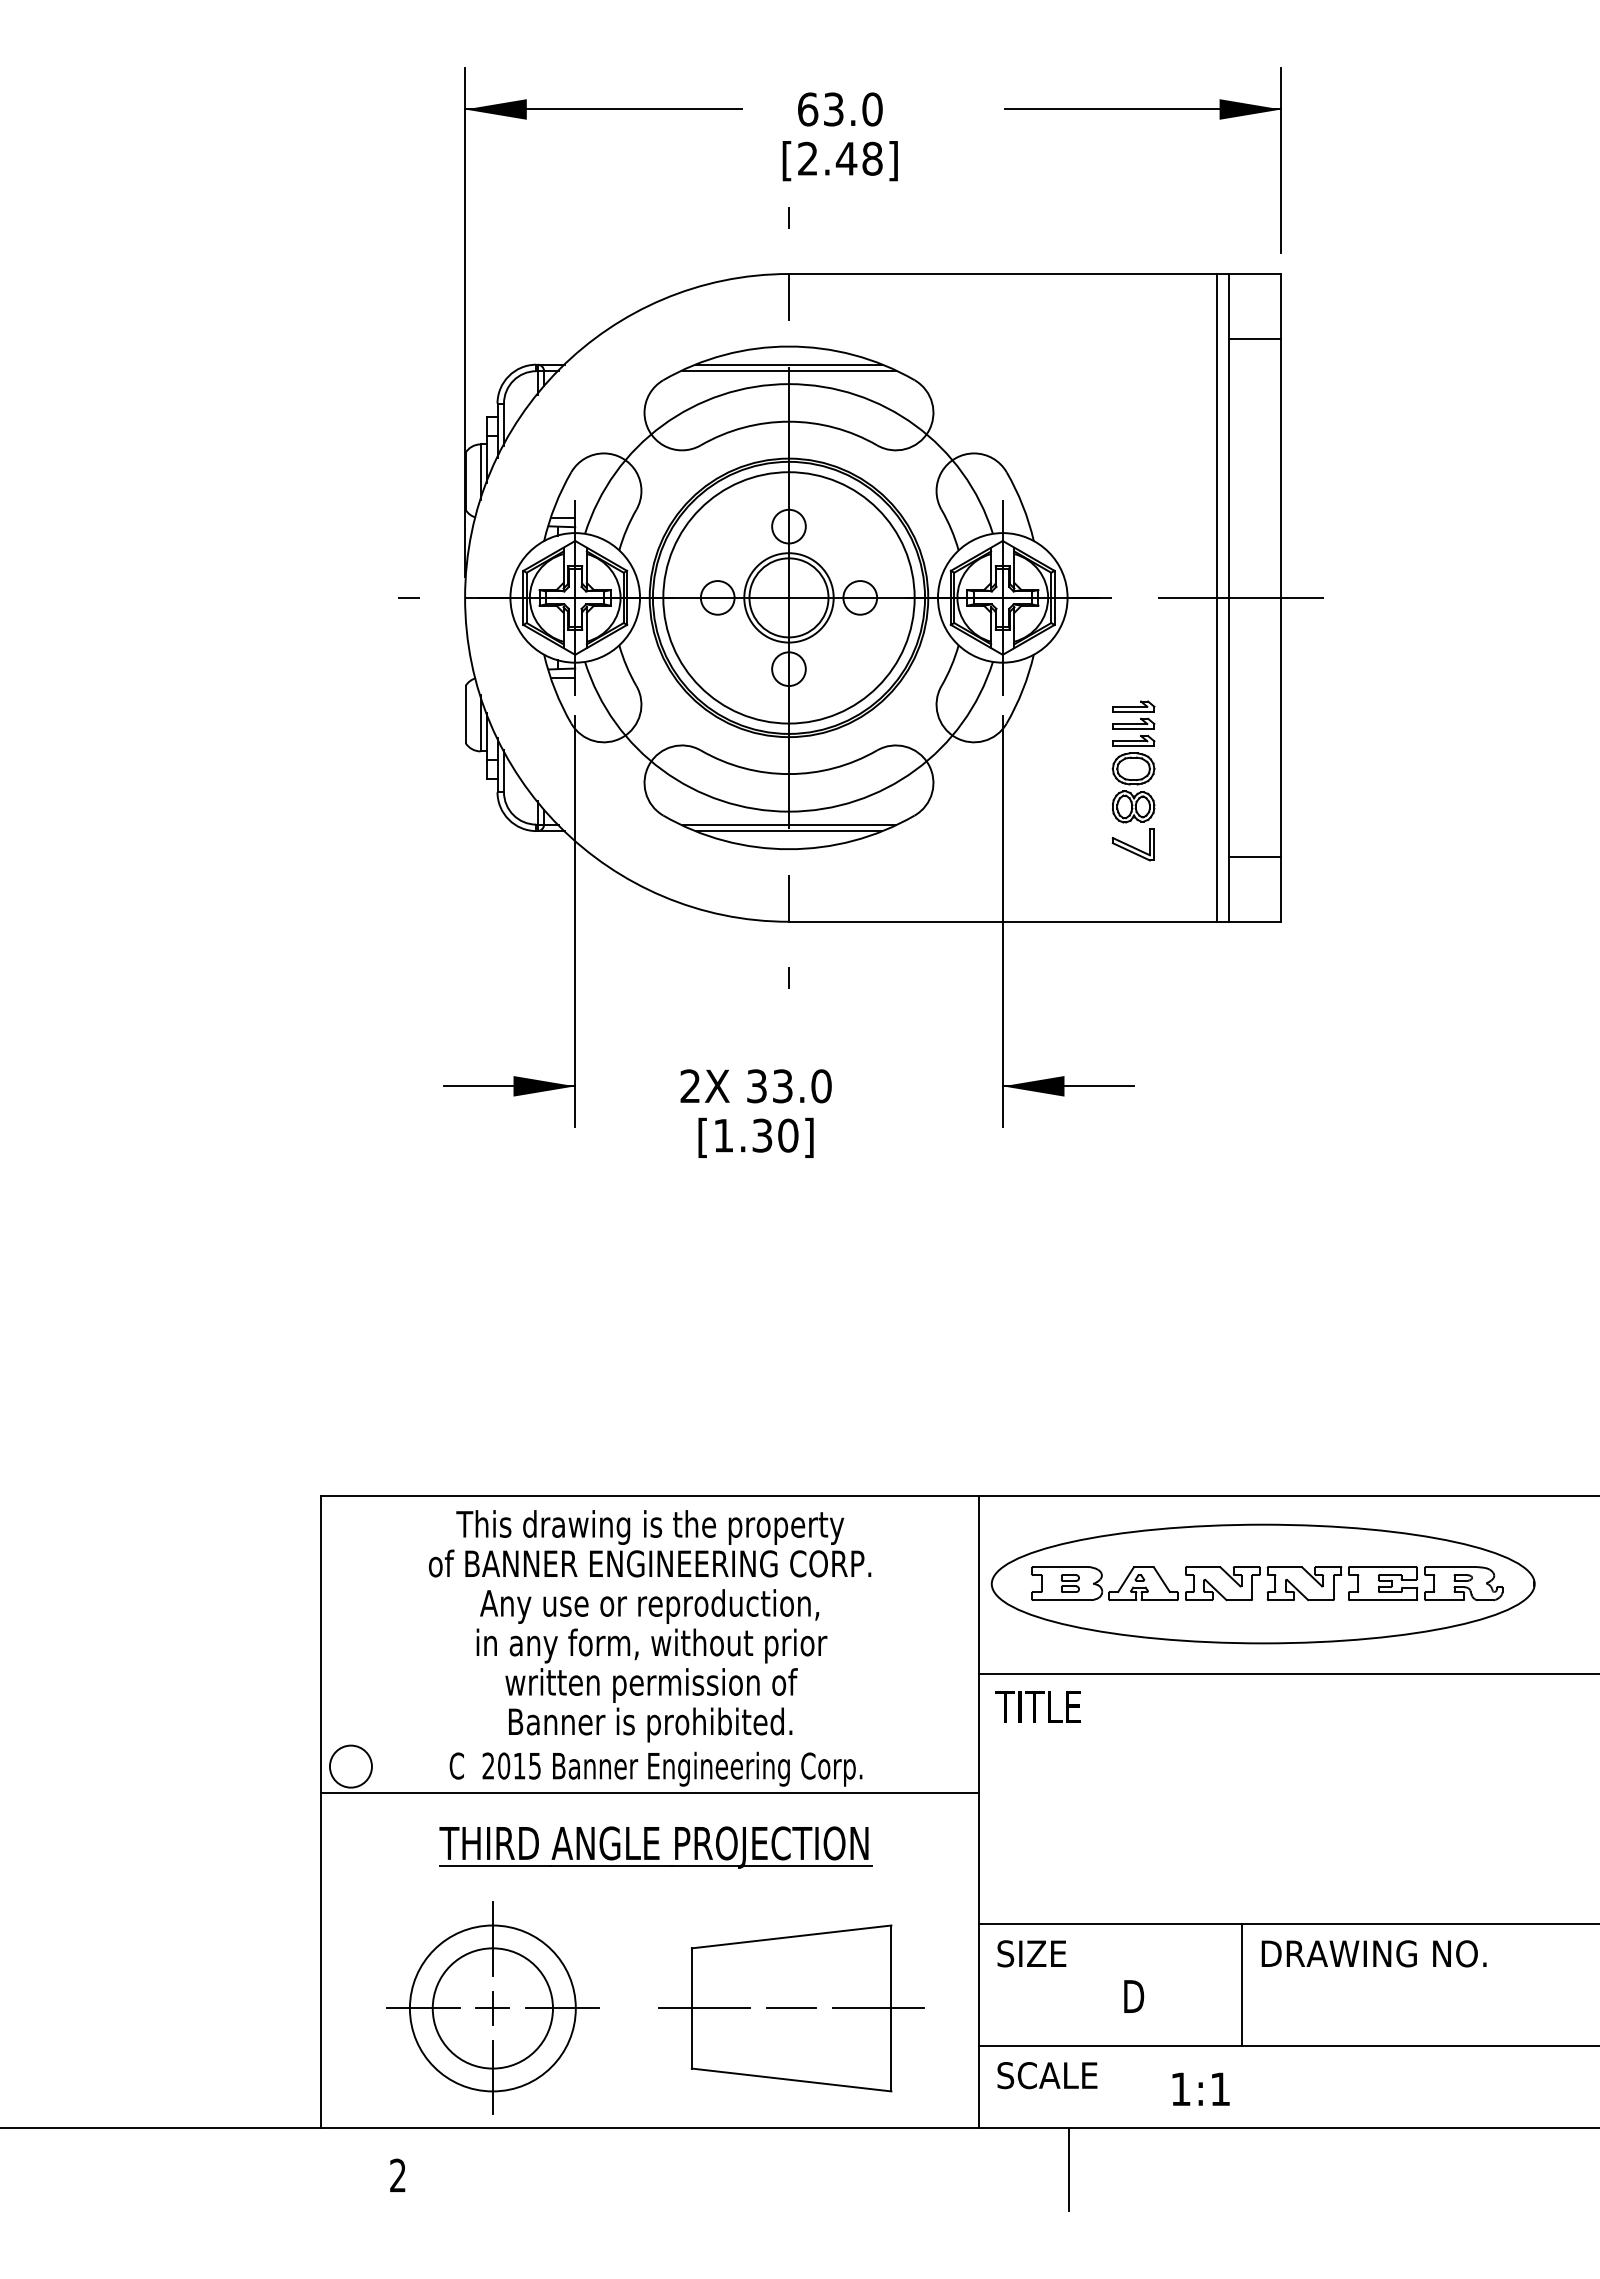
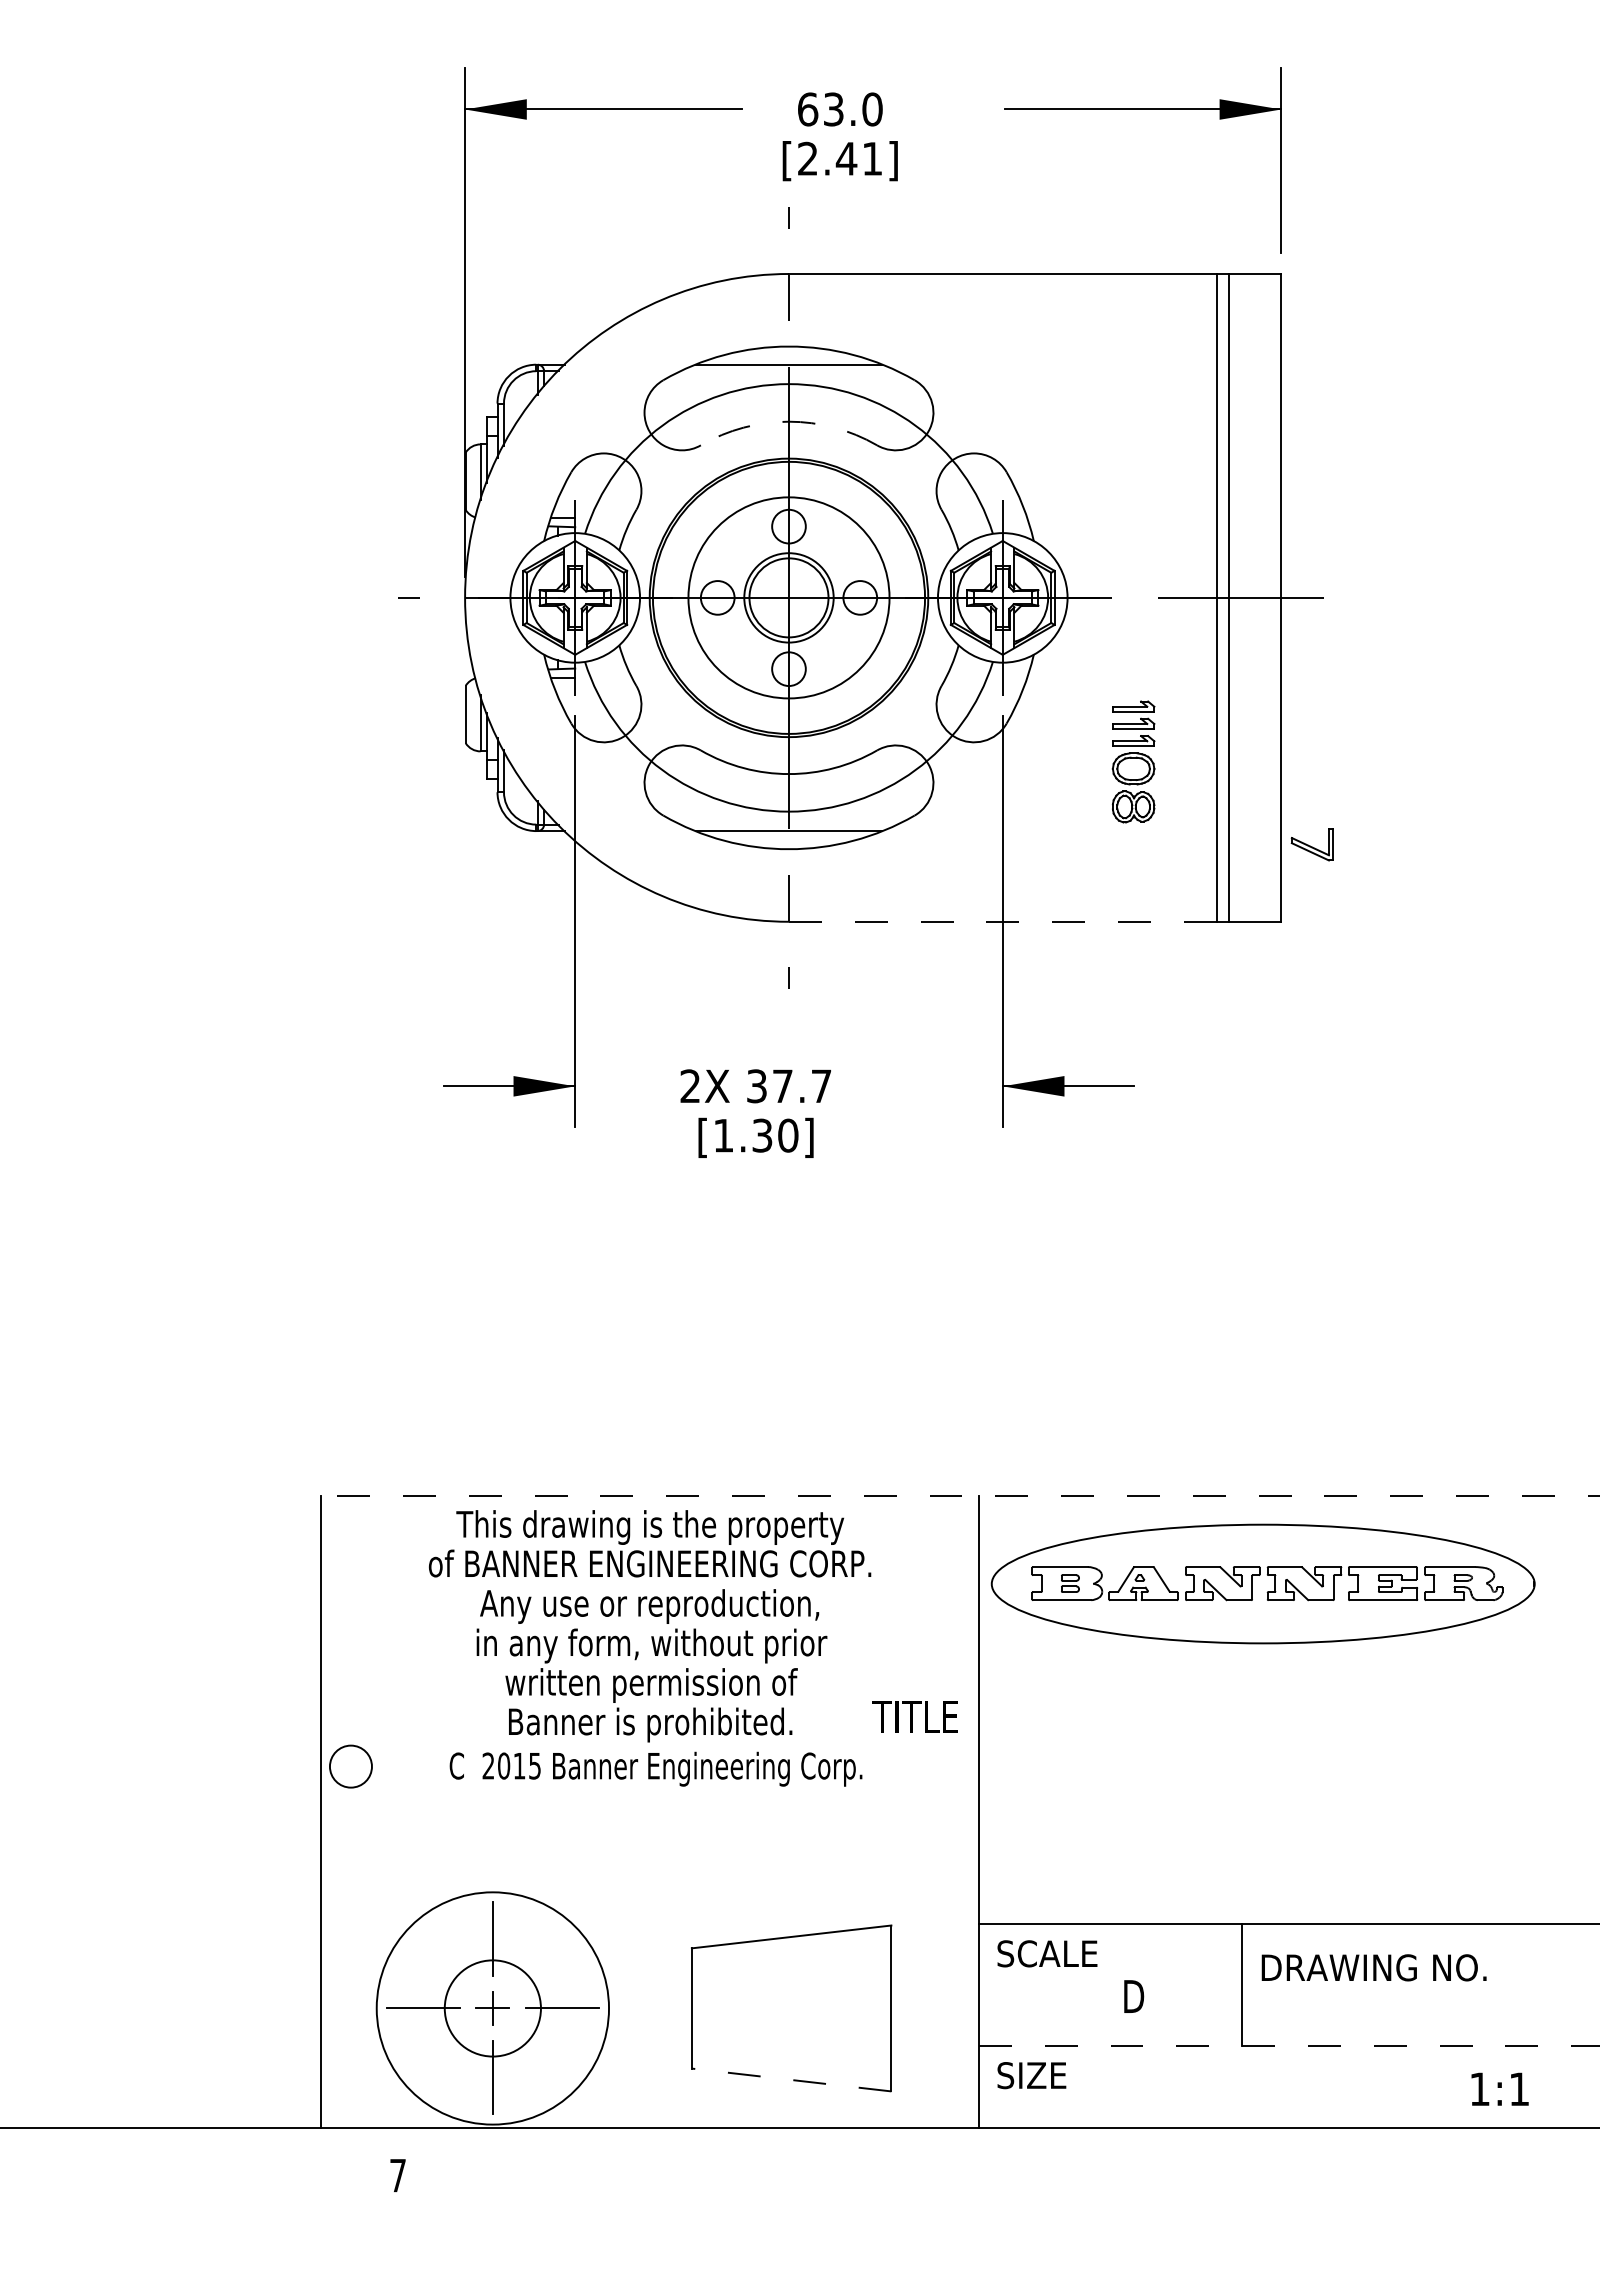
text: [2.48] -> [2.41] (872, 158)
line: present -> none (1255, 338)
line: present -> none (788, 371)
arc: solid -> dashed (788, 421)
circle diameter: 251 px -> 201 px (788, 597)
line: present -> none (788, 824)
part position: (1132, 844) -> (1311, 844) (1311, 844)
line: present -> none (1255, 857)
line: solid -> dashed (1002, 921)
text: 33.0 -> 37.7 (802, 1086)
line: solid -> dashed (959, 1496)
line: present -> none (1287, 1674)
text position: (1037, 1706) -> (914, 1716) (914, 1716)
line: present -> none (649, 1792)
part: present -> none (655, 1847)
text: SIZE -> SCALE (1057, 1953)
text position: (1373, 1953) -> (1373, 1967) (1373, 1967)
circle diameter: 120 px -> 96 px (492, 2008)
circle diameter: 166 px -> 232 px (492, 2008)
line: present -> none (704, 2008)
line: present -> none (791, 2008)
line: present -> none (878, 2008)
line: solid -> dashed (1289, 2045)
text: SCALE -> SIZE (1057, 2075)
line: solid -> dashed (791, 2079)
text position: (1200, 2088) -> (1499, 2088) (1499, 2088)
line: present -> none (1069, 2169)
text: 2 -> 7 (397, 2175)
